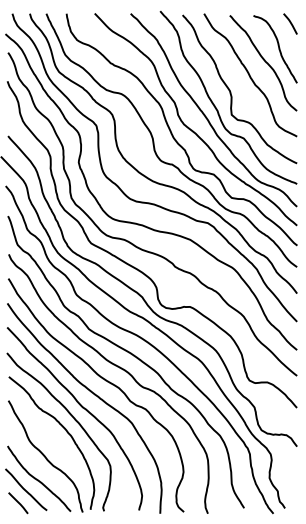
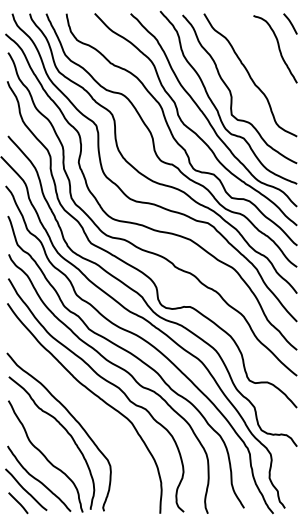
curve: present -> none (264, 61)
curve: present -> none (82, 408)
